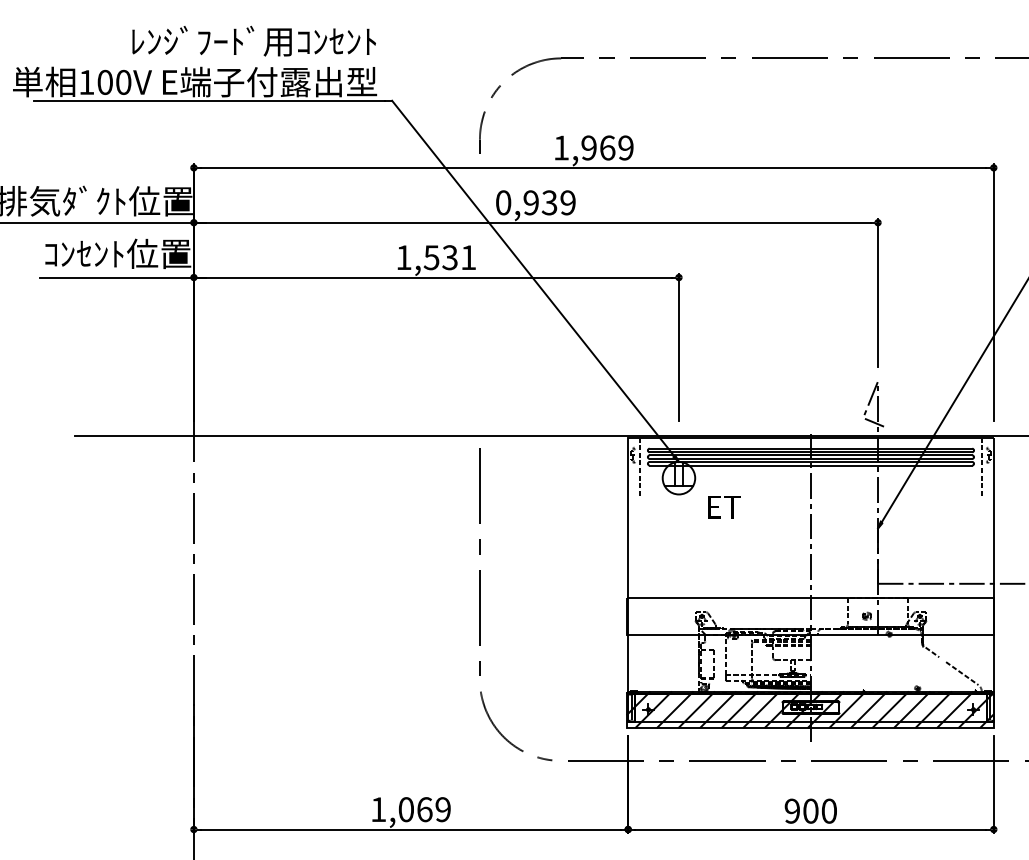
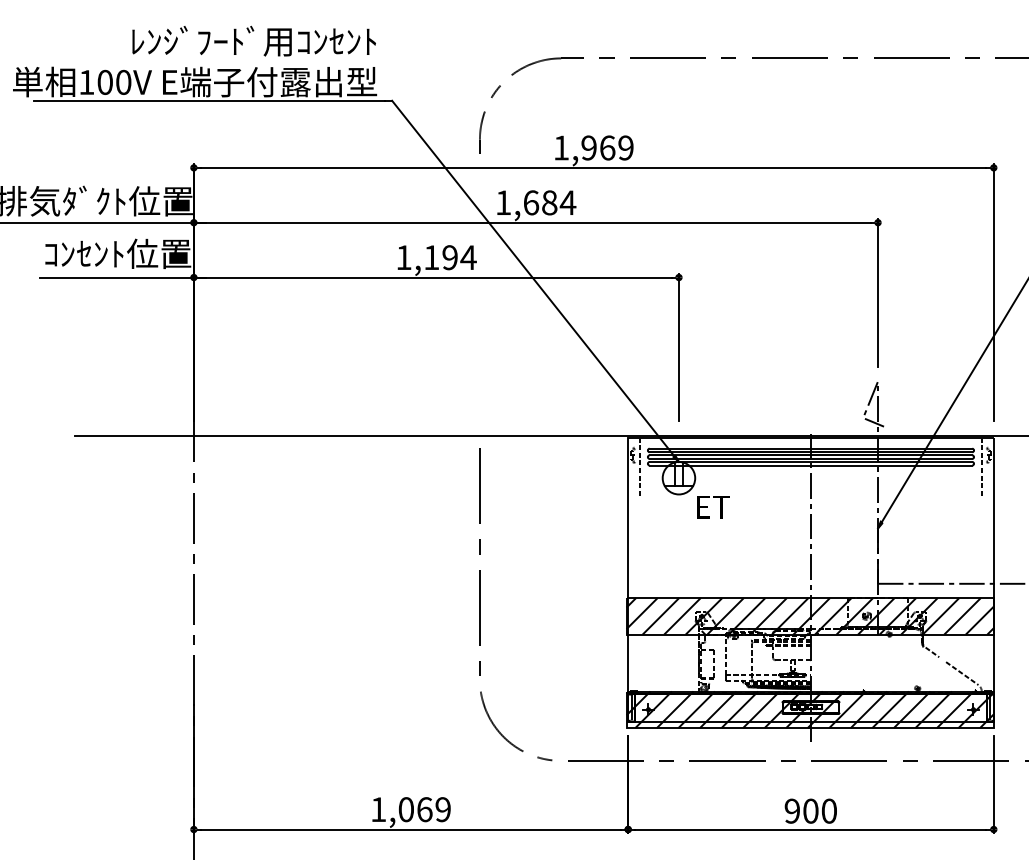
text: 0,939 -> 1,684 (536, 202)
text: 1,531 -> 1,194 (449, 257)
text position: (724, 507) -> (713, 507) (713, 507)
hatch: none -> present (809, 616)
